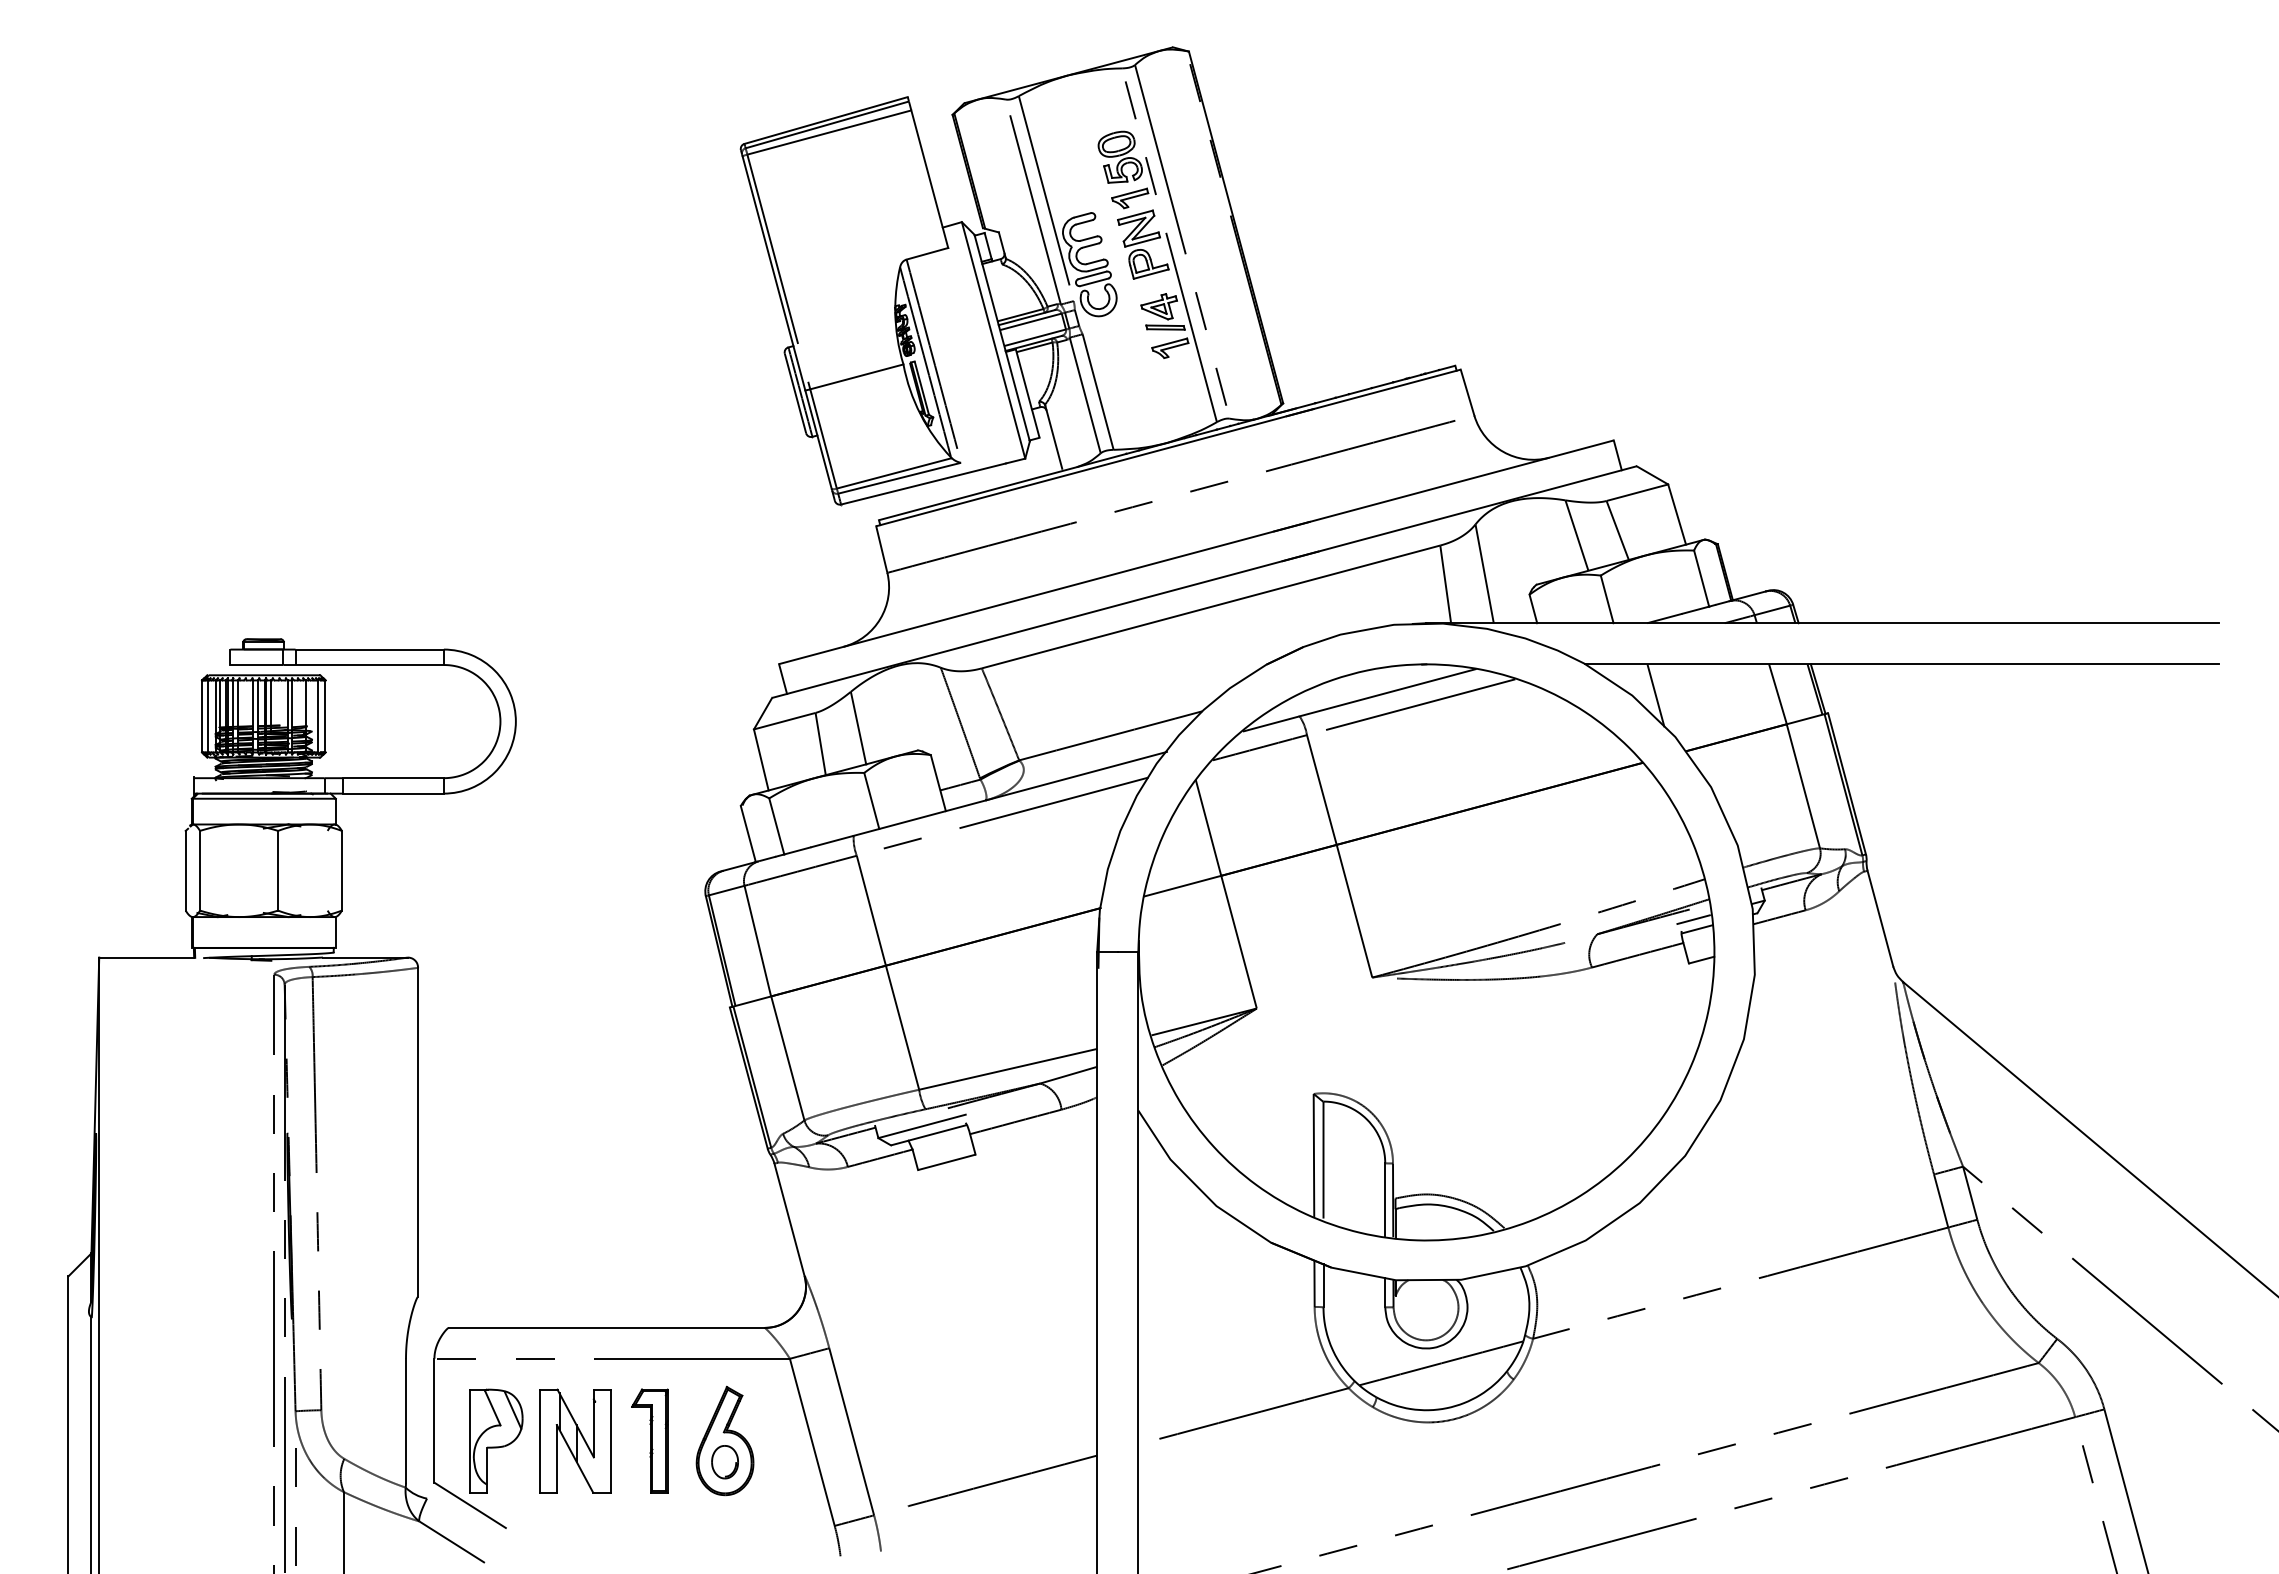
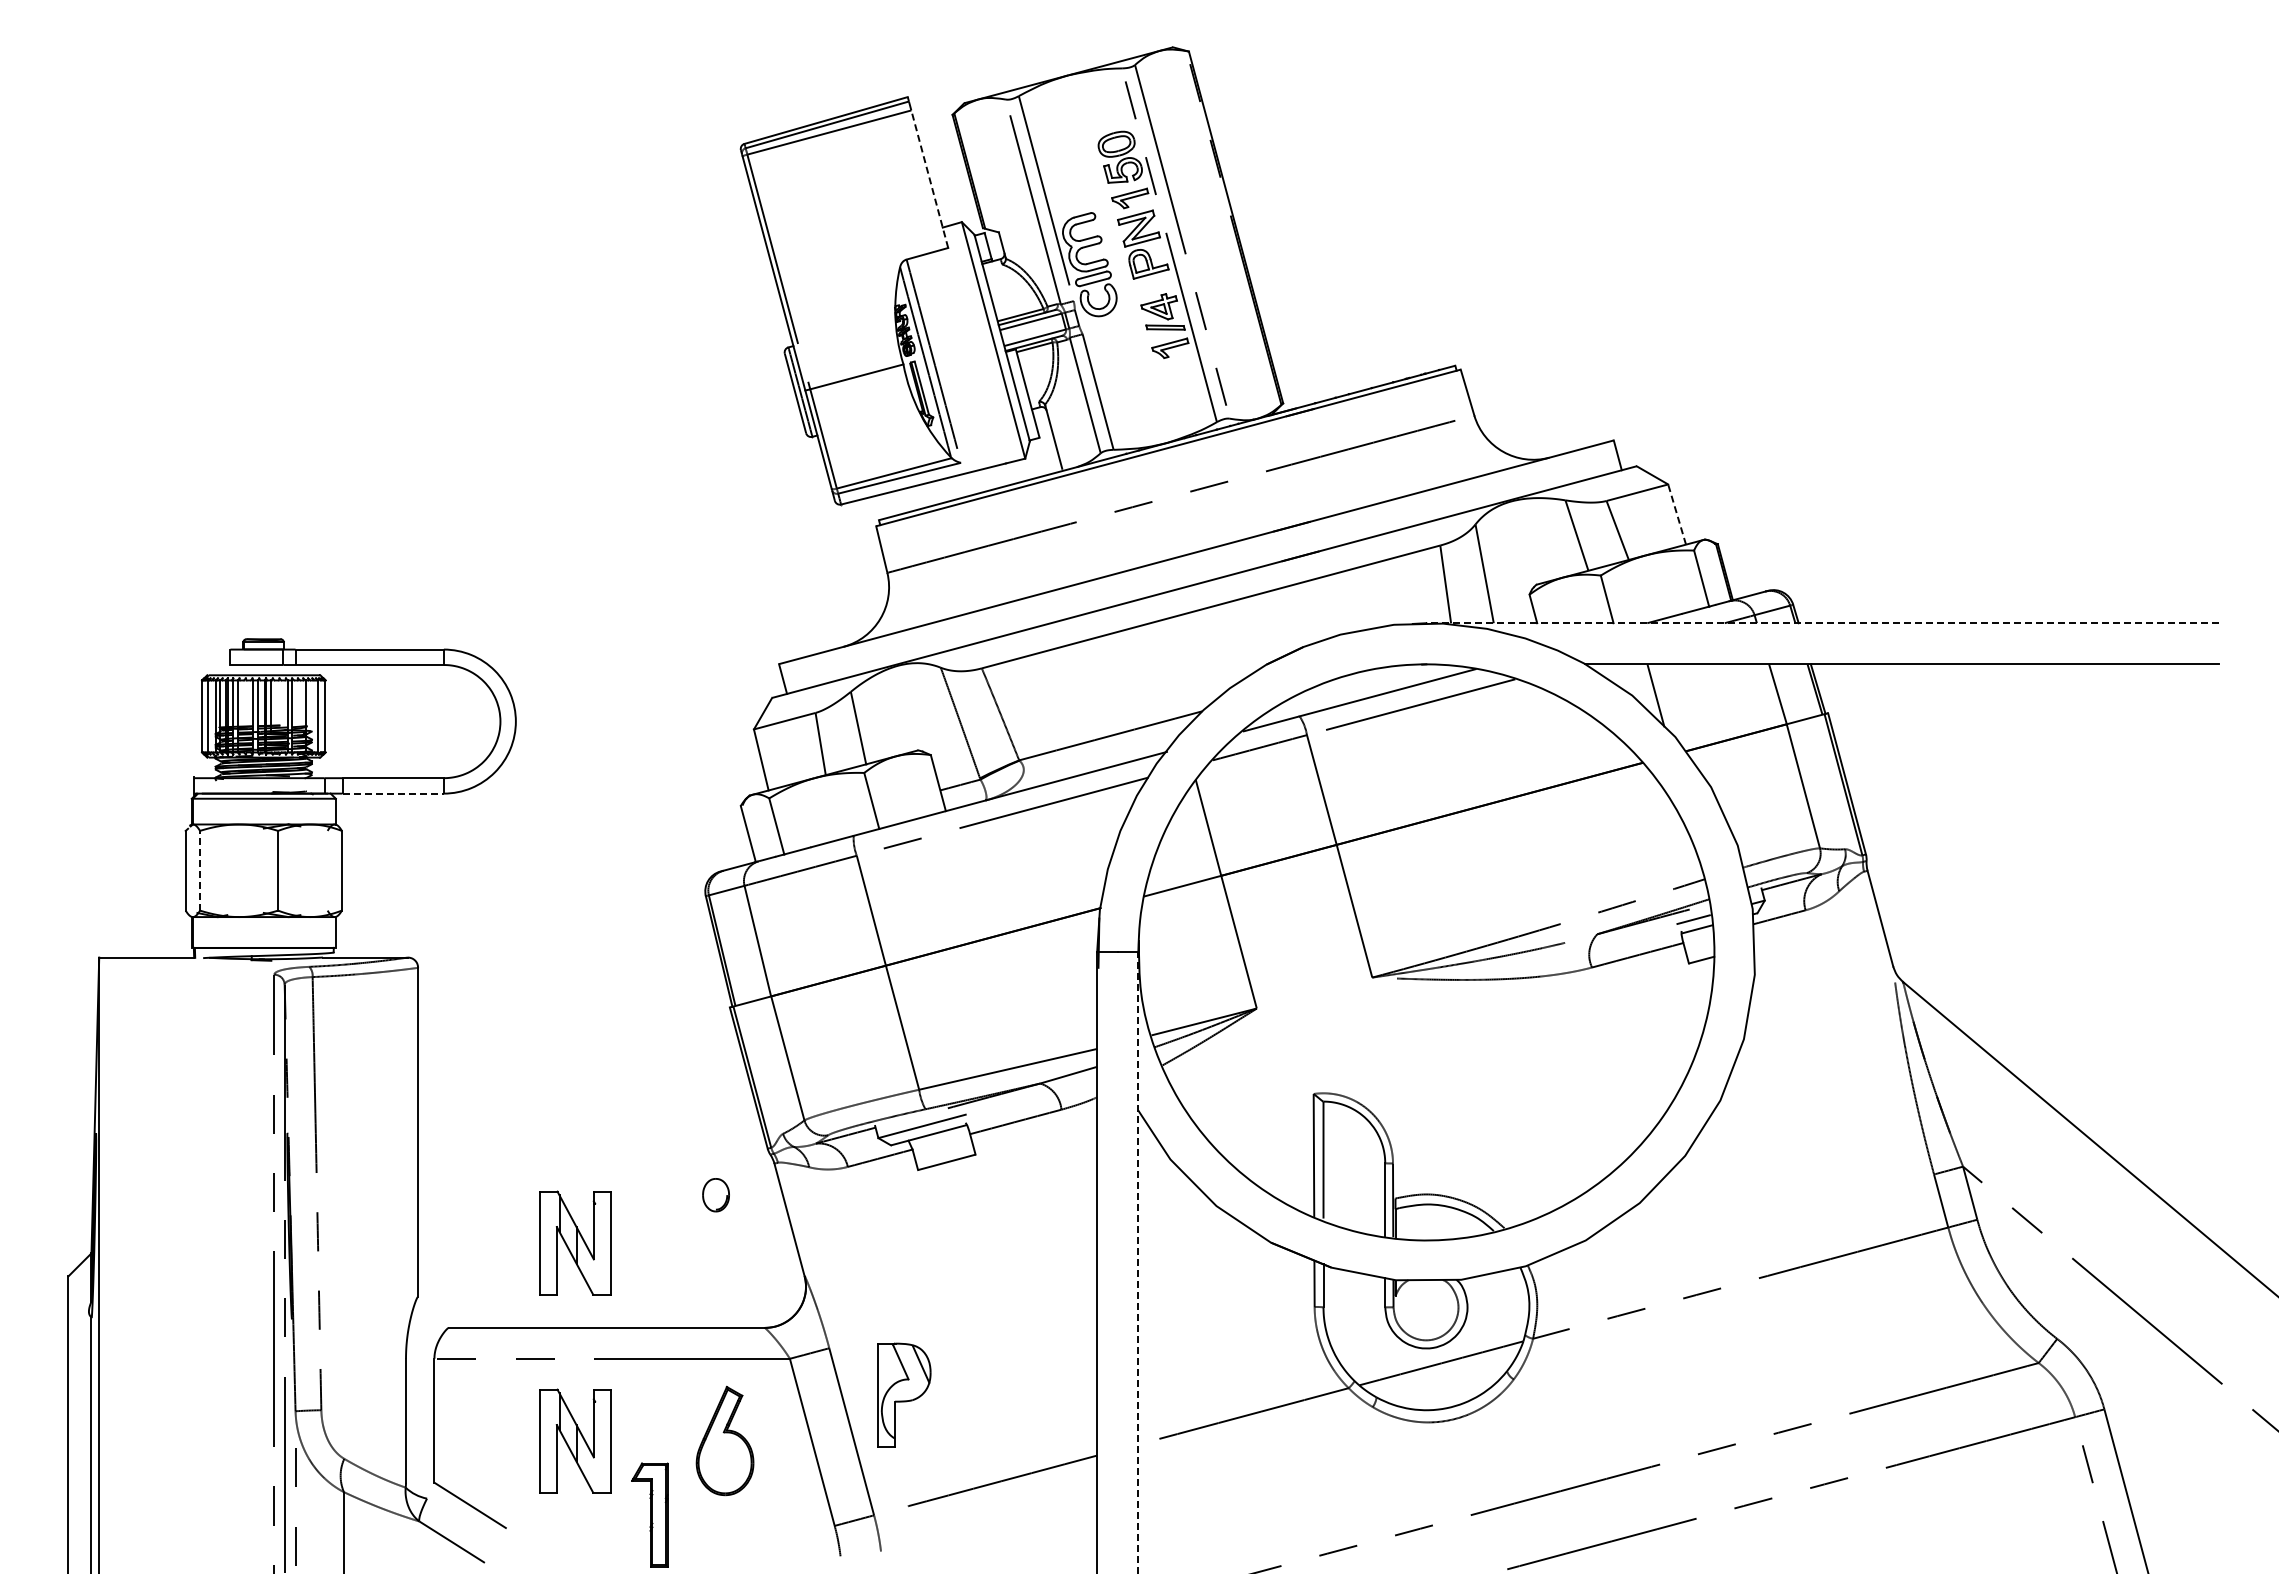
line: solid -> dashed (929, 178)
line: solid -> dashed (1676, 514)
line: solid -> dashed (1821, 623)
line: solid -> dashed (393, 793)
line: solid -> dashed (200, 870)
part: none -> present (575, 1242)
line: solid -> dashed (1138, 1262)
part position: (496, 1440) -> (904, 1394) (904, 1394)
part position: (649, 1440) -> (649, 1514) (649, 1514)
part position: (724, 1462) -> (715, 1195) (715, 1195)
